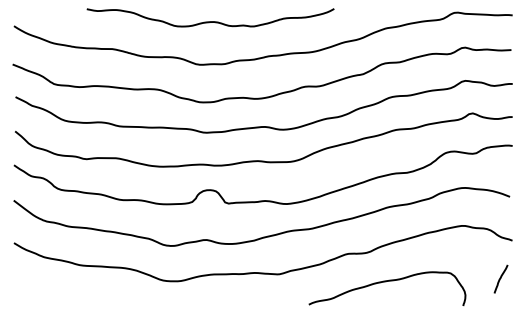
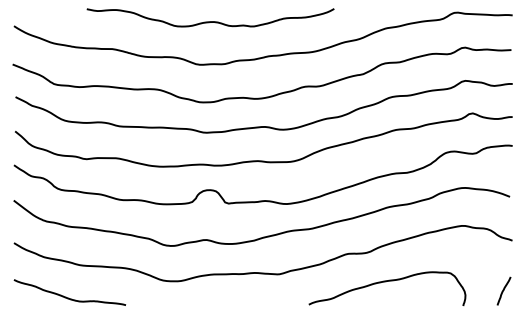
curve position: (500, 278) -> (503, 290) (503, 290)
curve: none -> present (66, 296)
